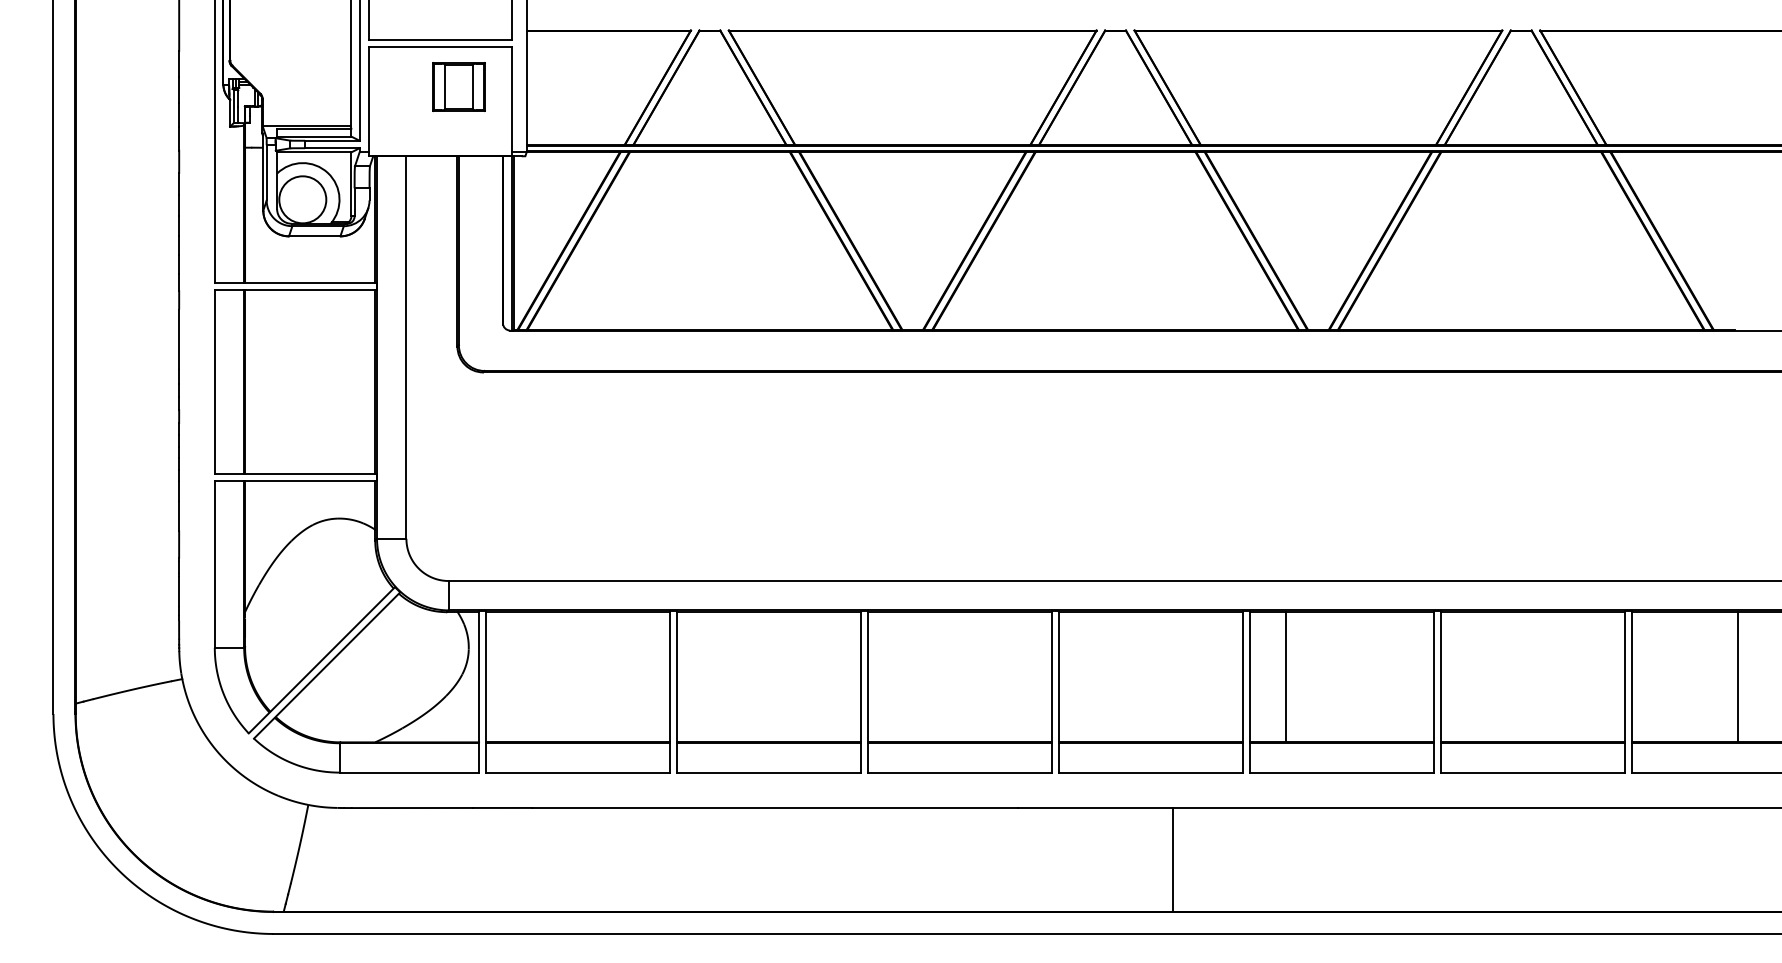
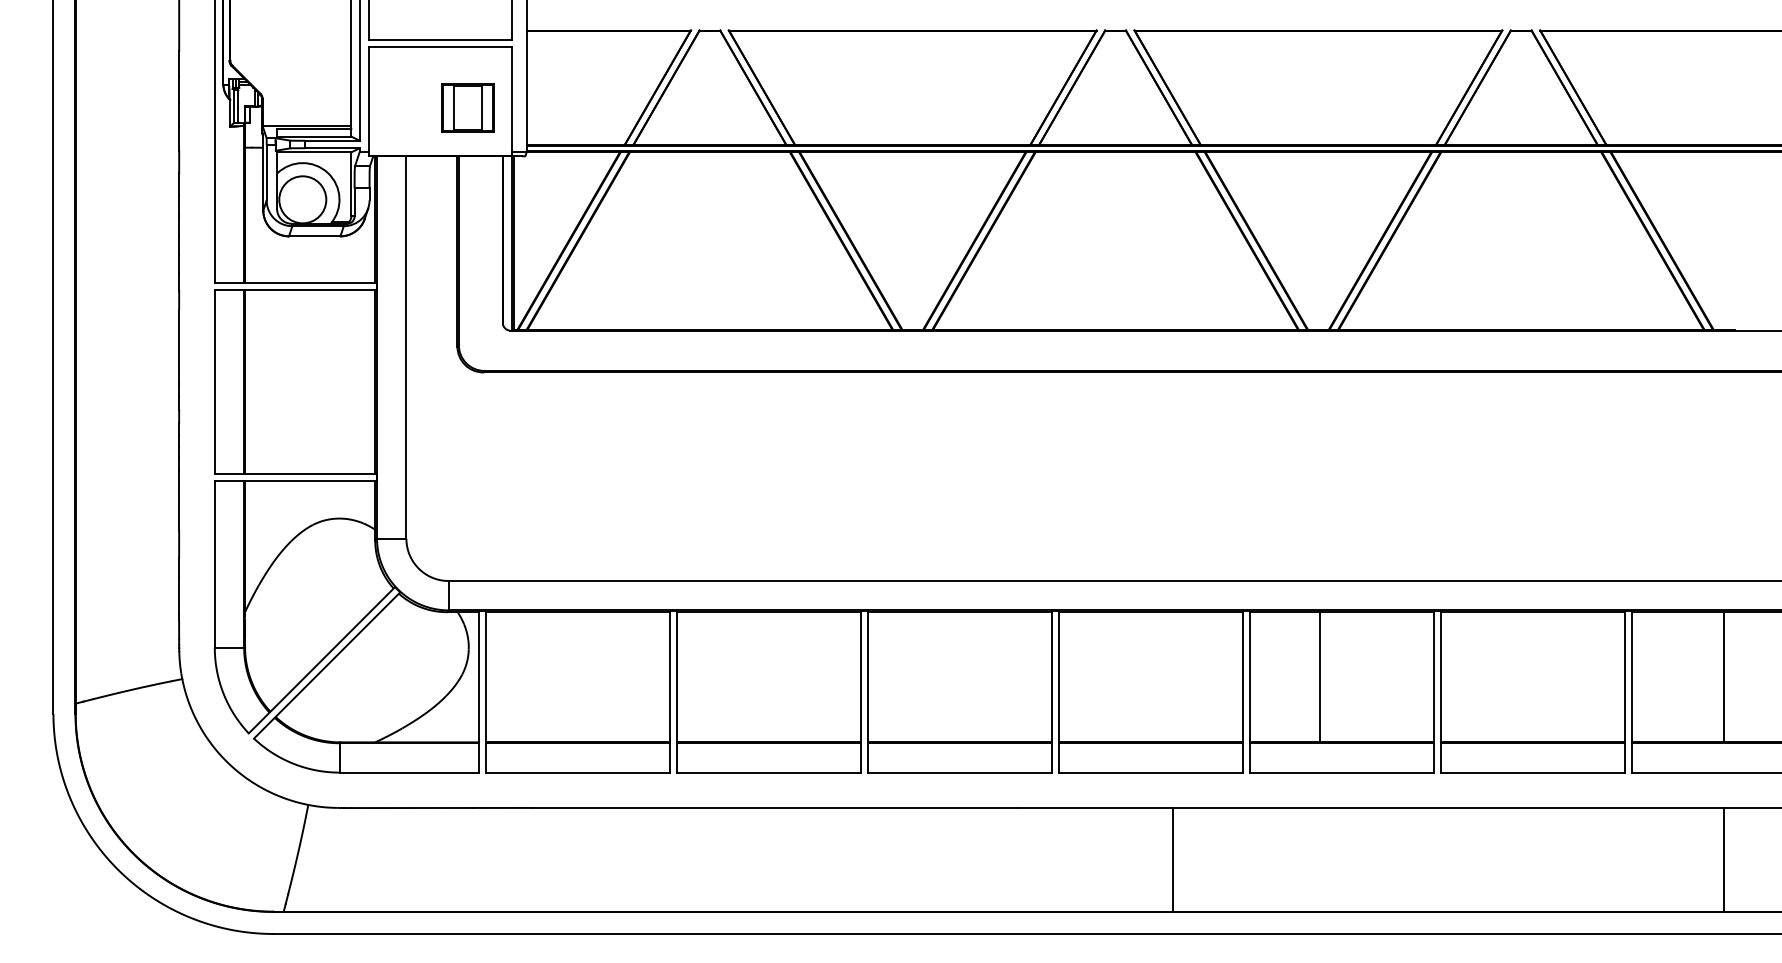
part position: (458, 86) -> (467, 107) (467, 107)
line position: (1286, 677) -> (1320, 677) (1320, 677)
line position: (1738, 677) -> (1724, 677) (1724, 677)
line: none -> present (1724, 859)
